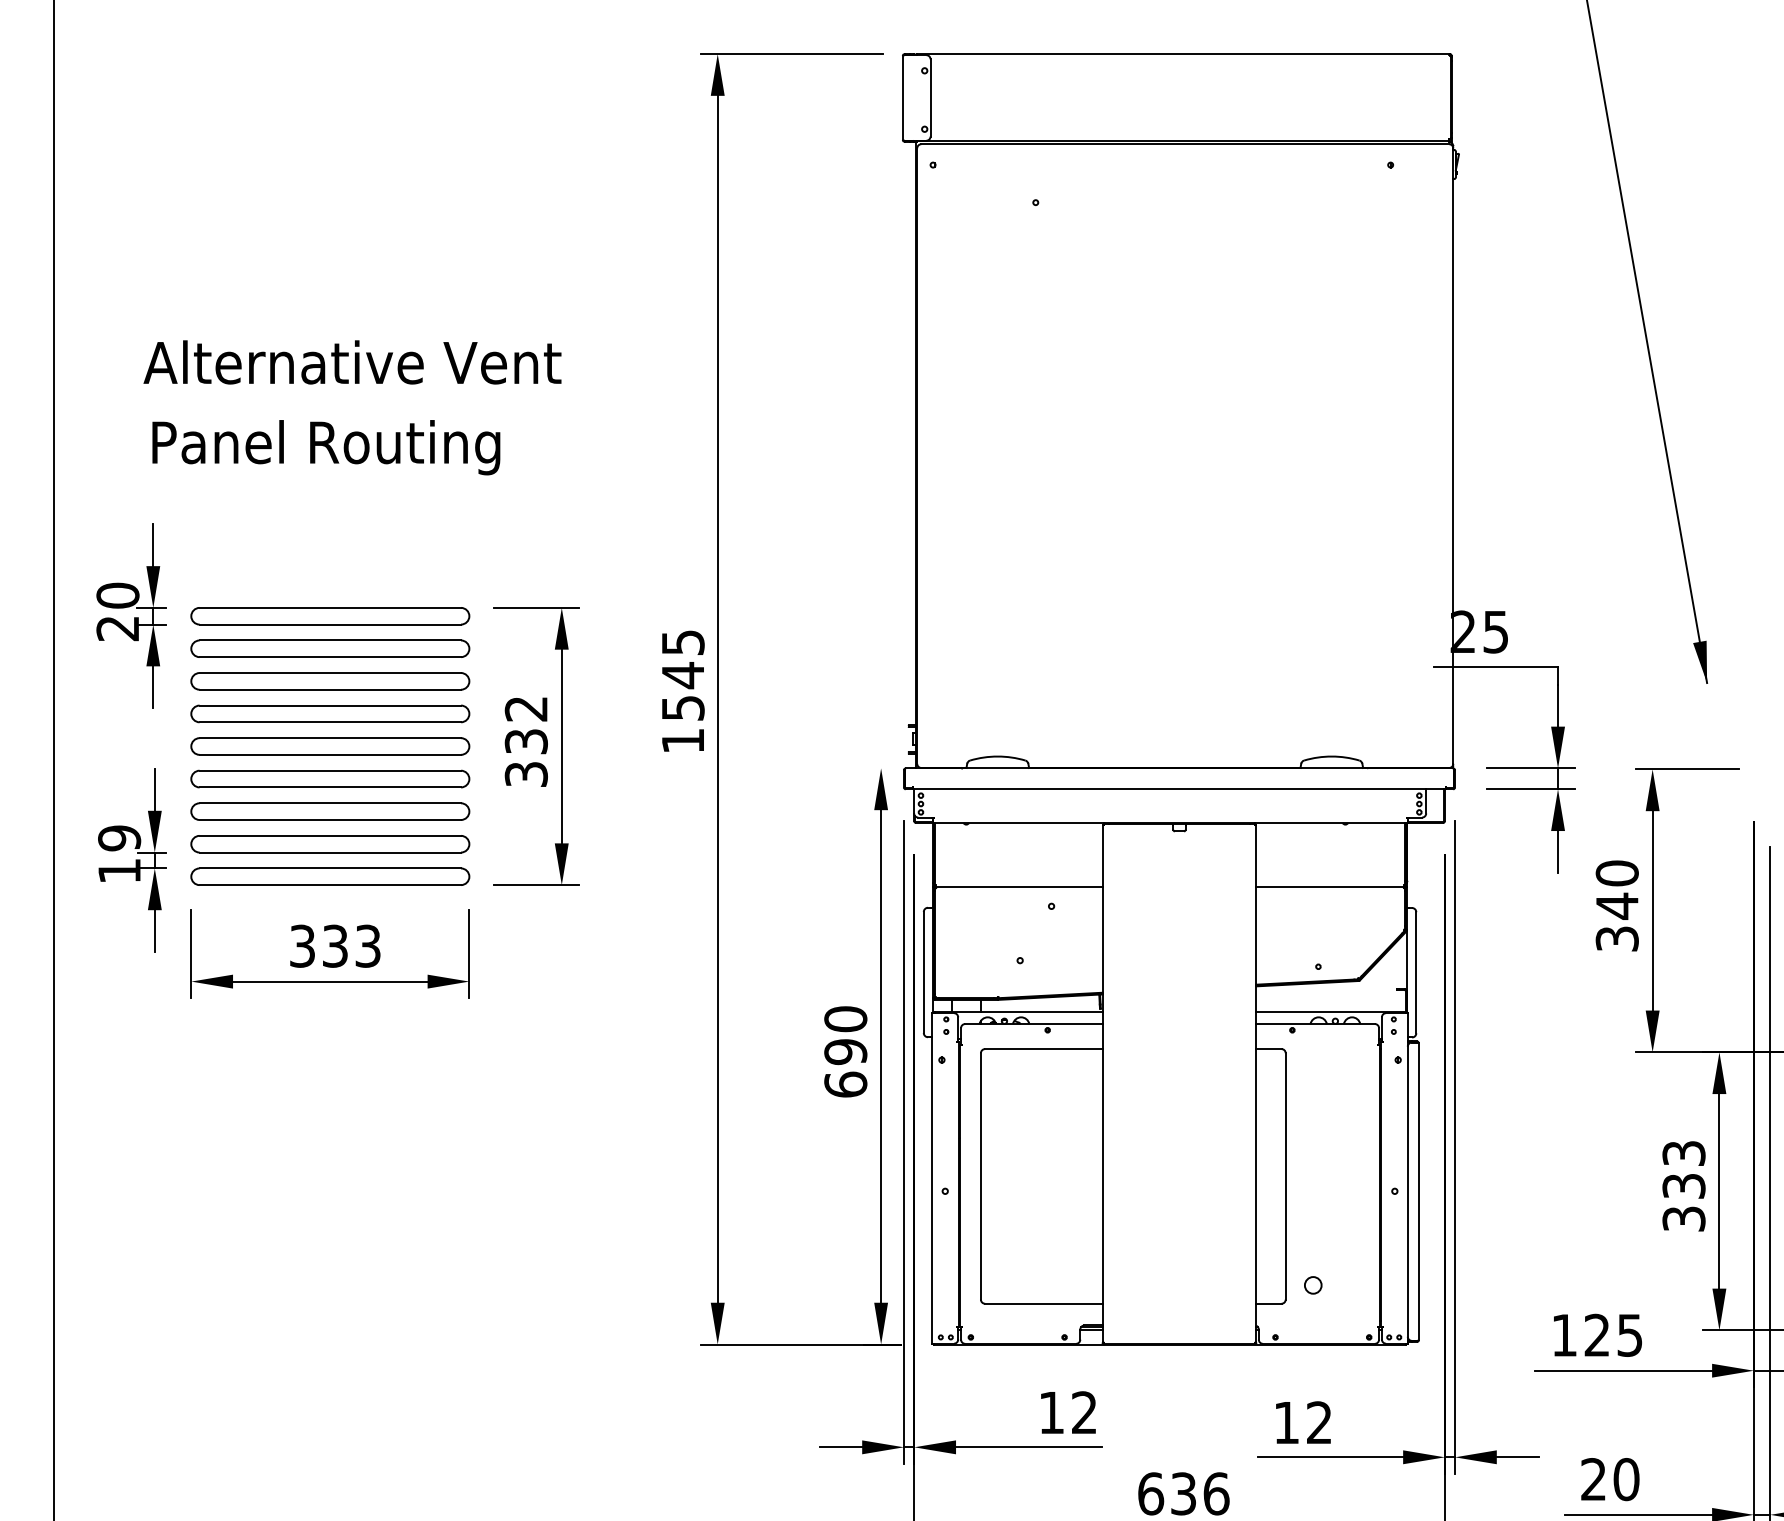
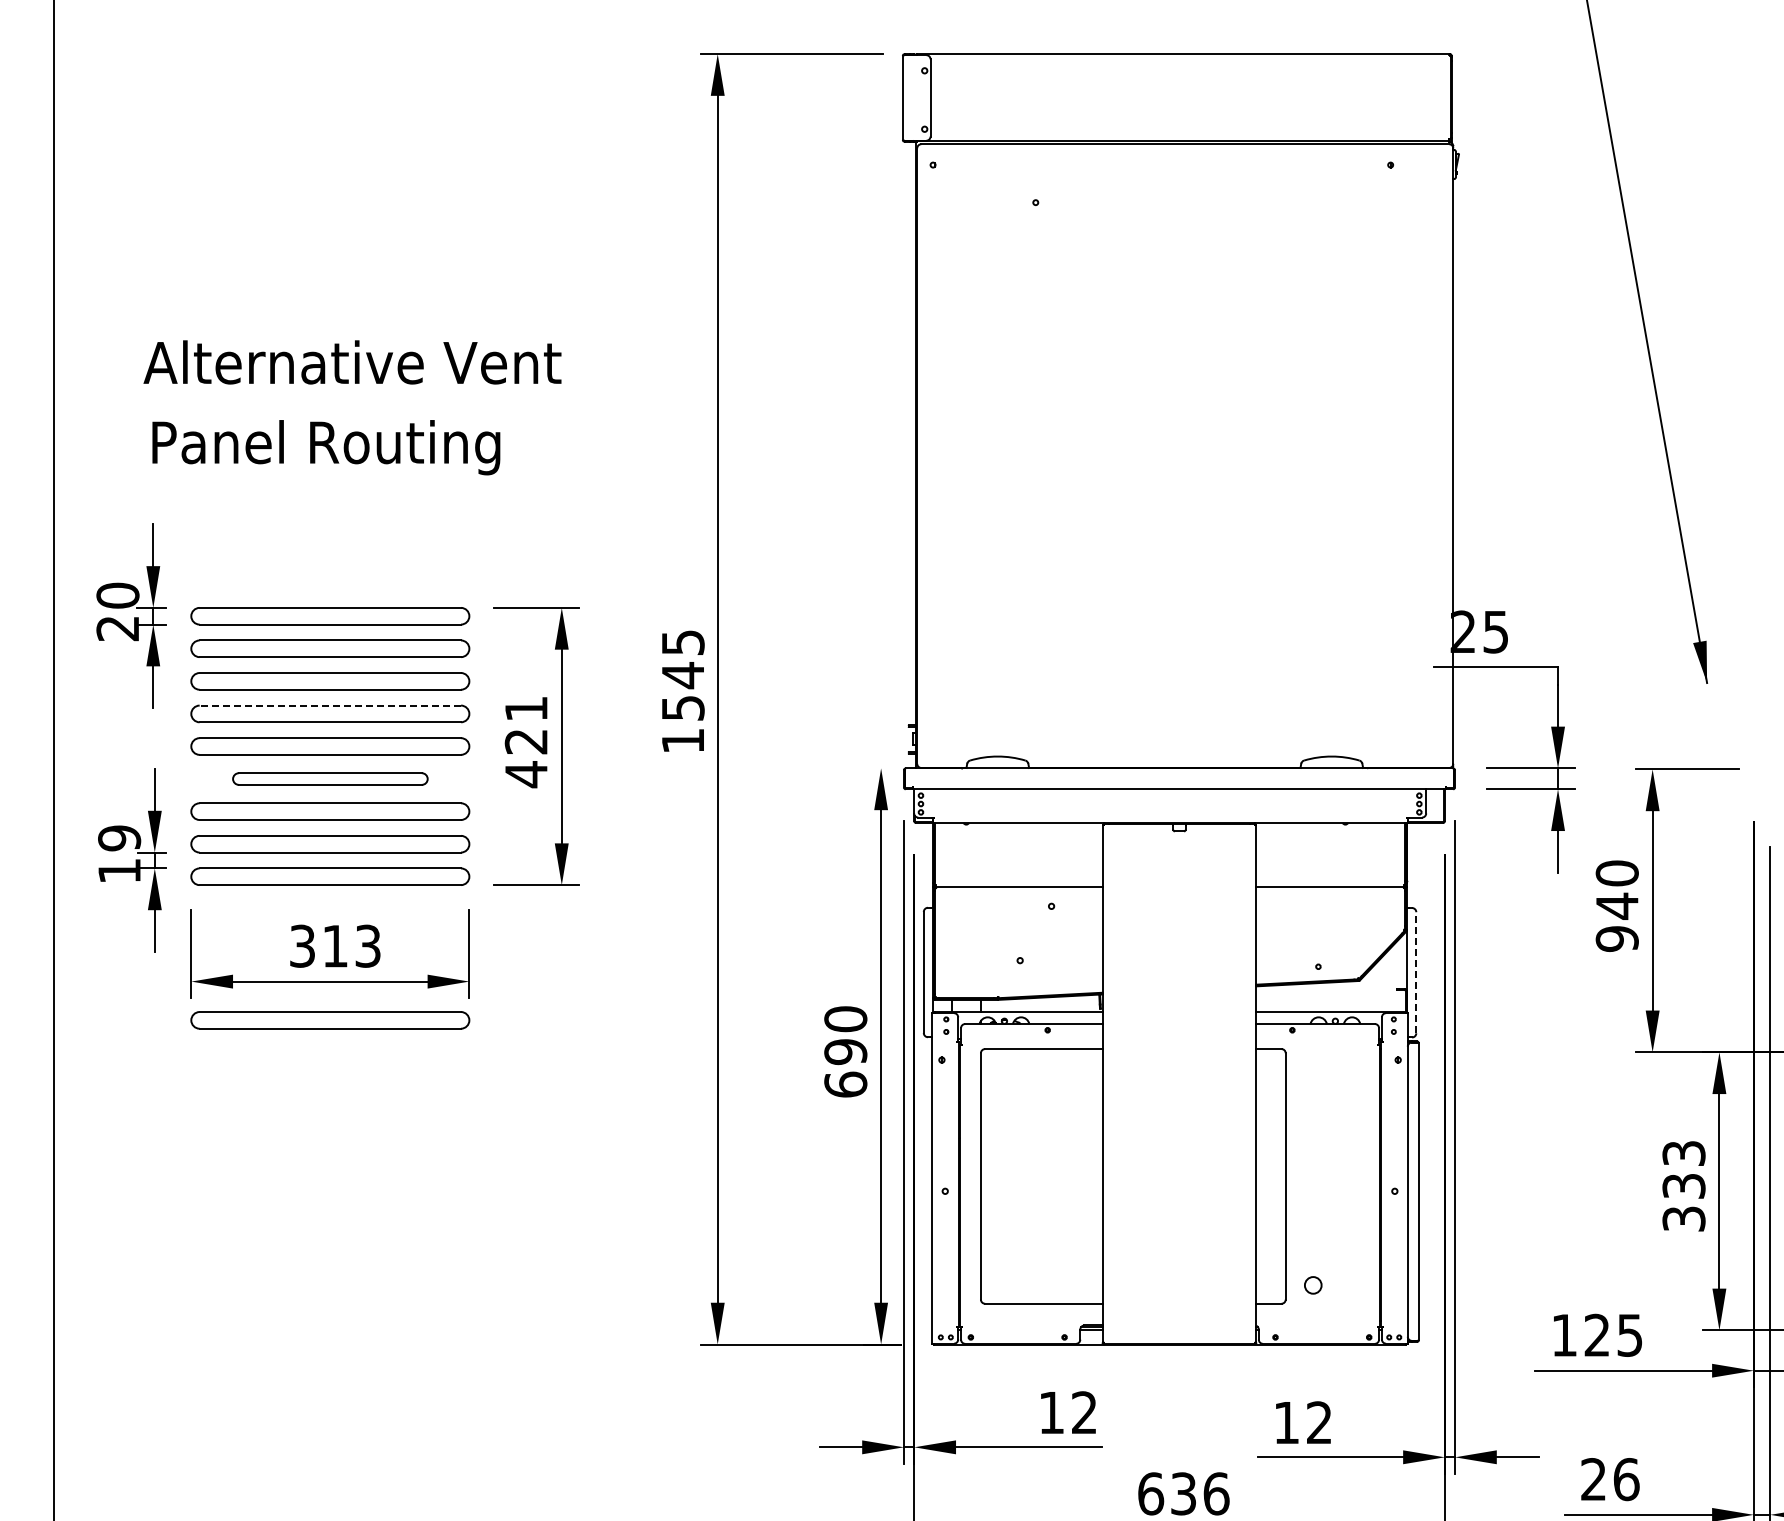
line: solid -> dashed (330, 705)
text: 332 -> 421 (525, 742)
part size: 281x20 px -> 197x14 px (330, 778)
text: 340 -> 940 (1616, 939)
text: 333 -> 313 (335, 945)
line: solid -> dashed (1416, 972)
part: none -> present (330, 1020)
text: 20 -> 26 (1626, 1479)
